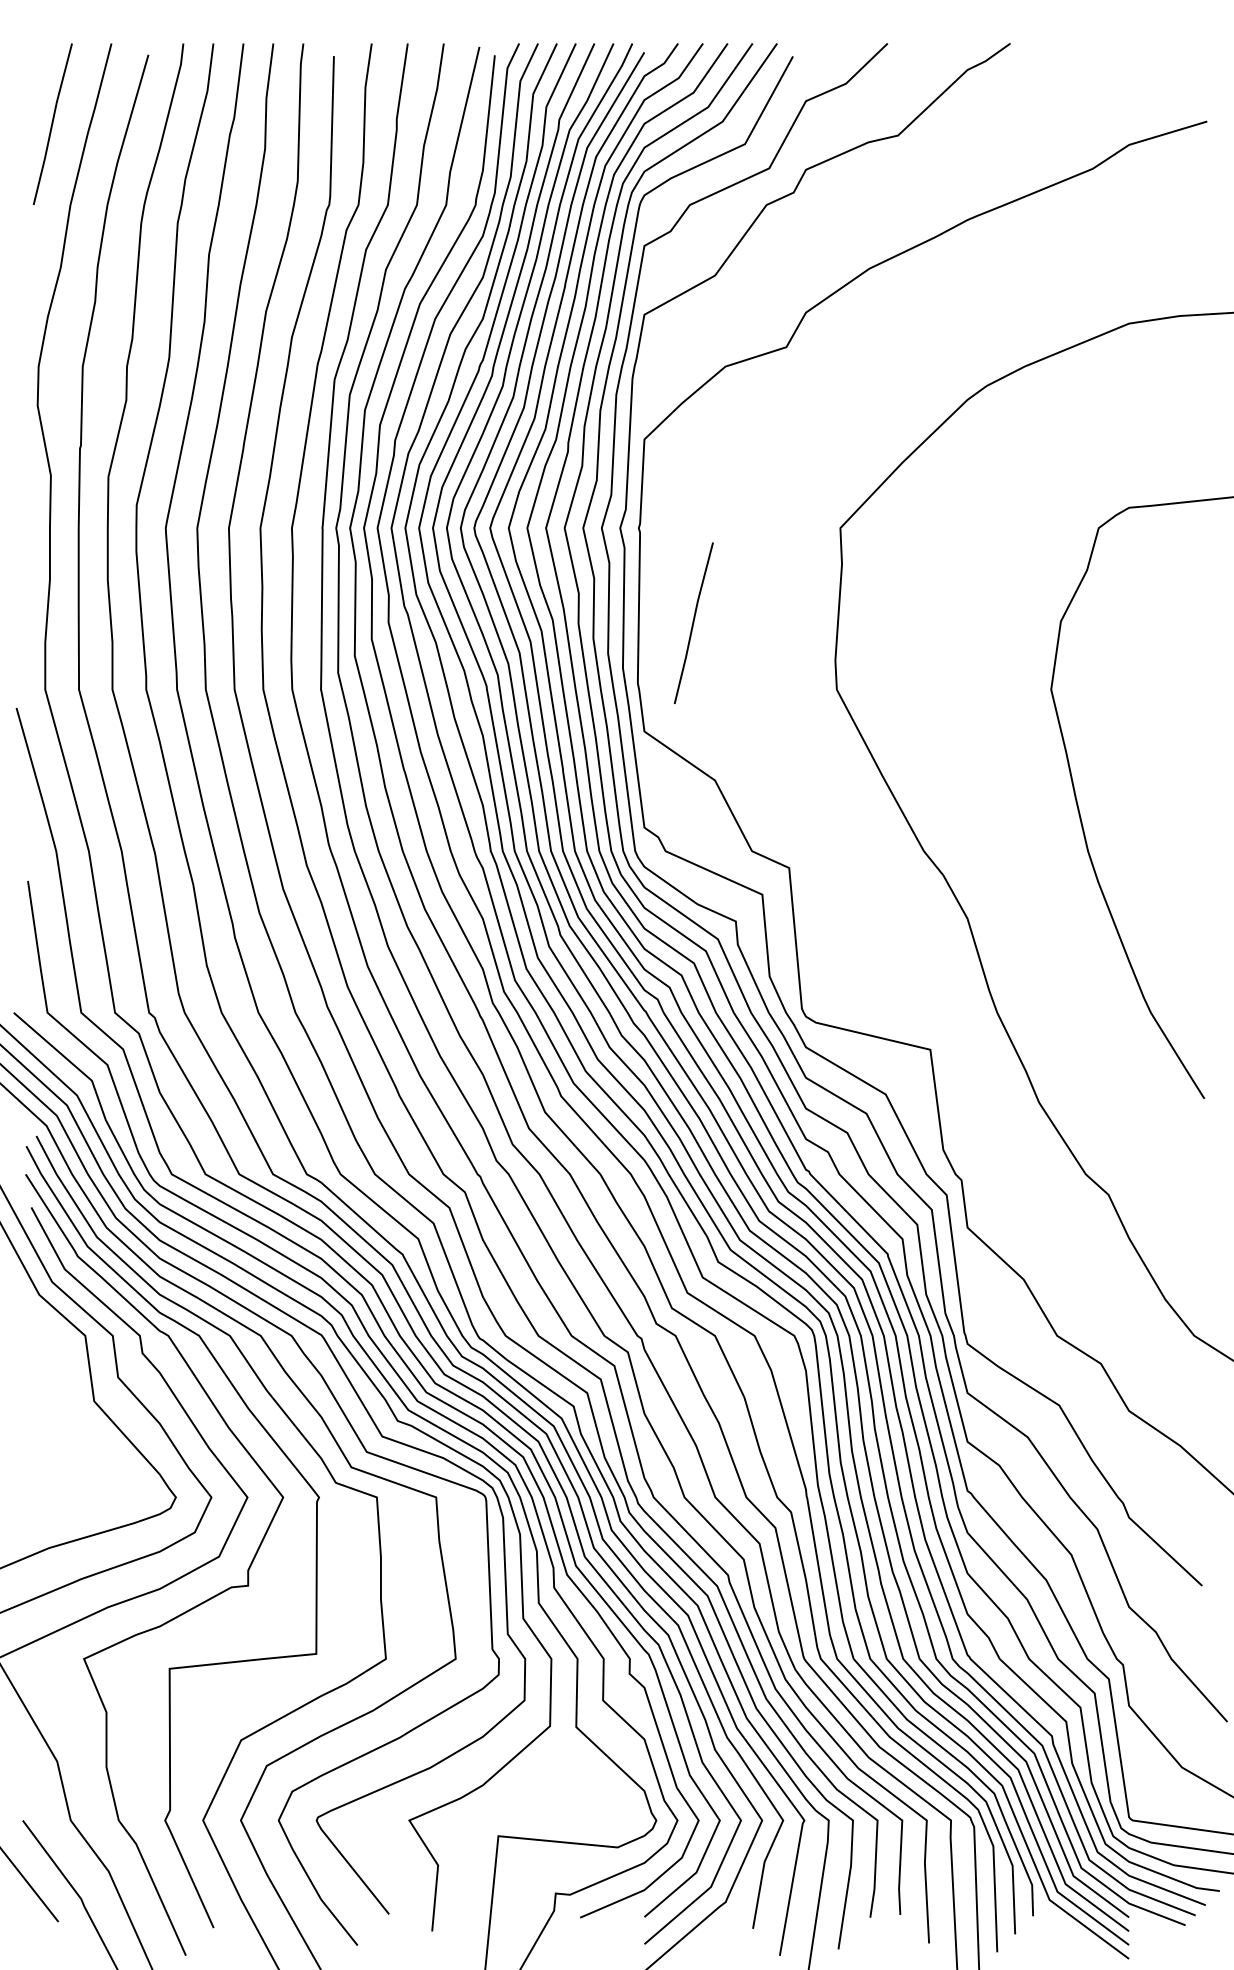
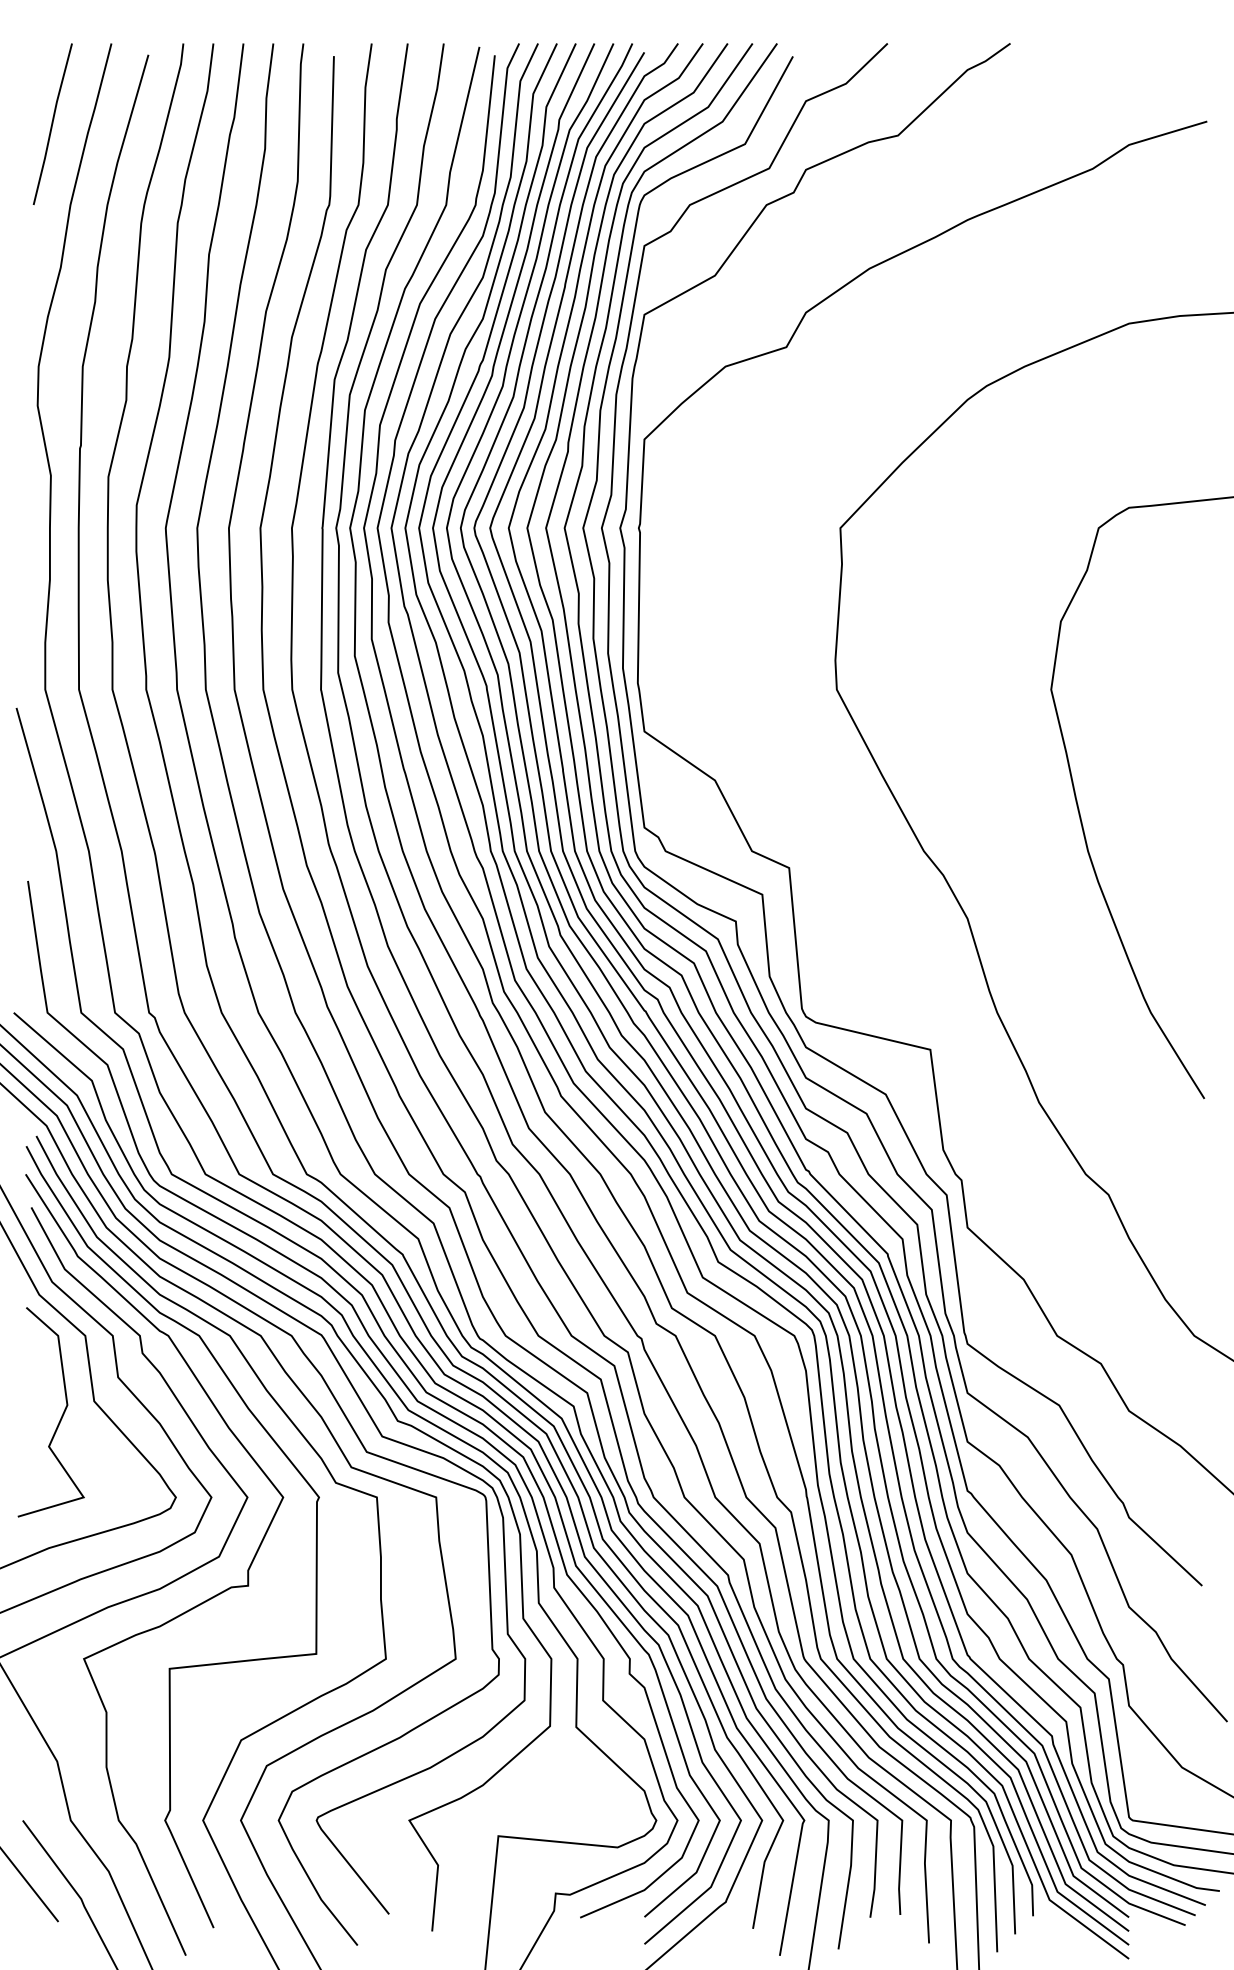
line: present -> none (693, 623)
curve: none -> present (60, 1417)
